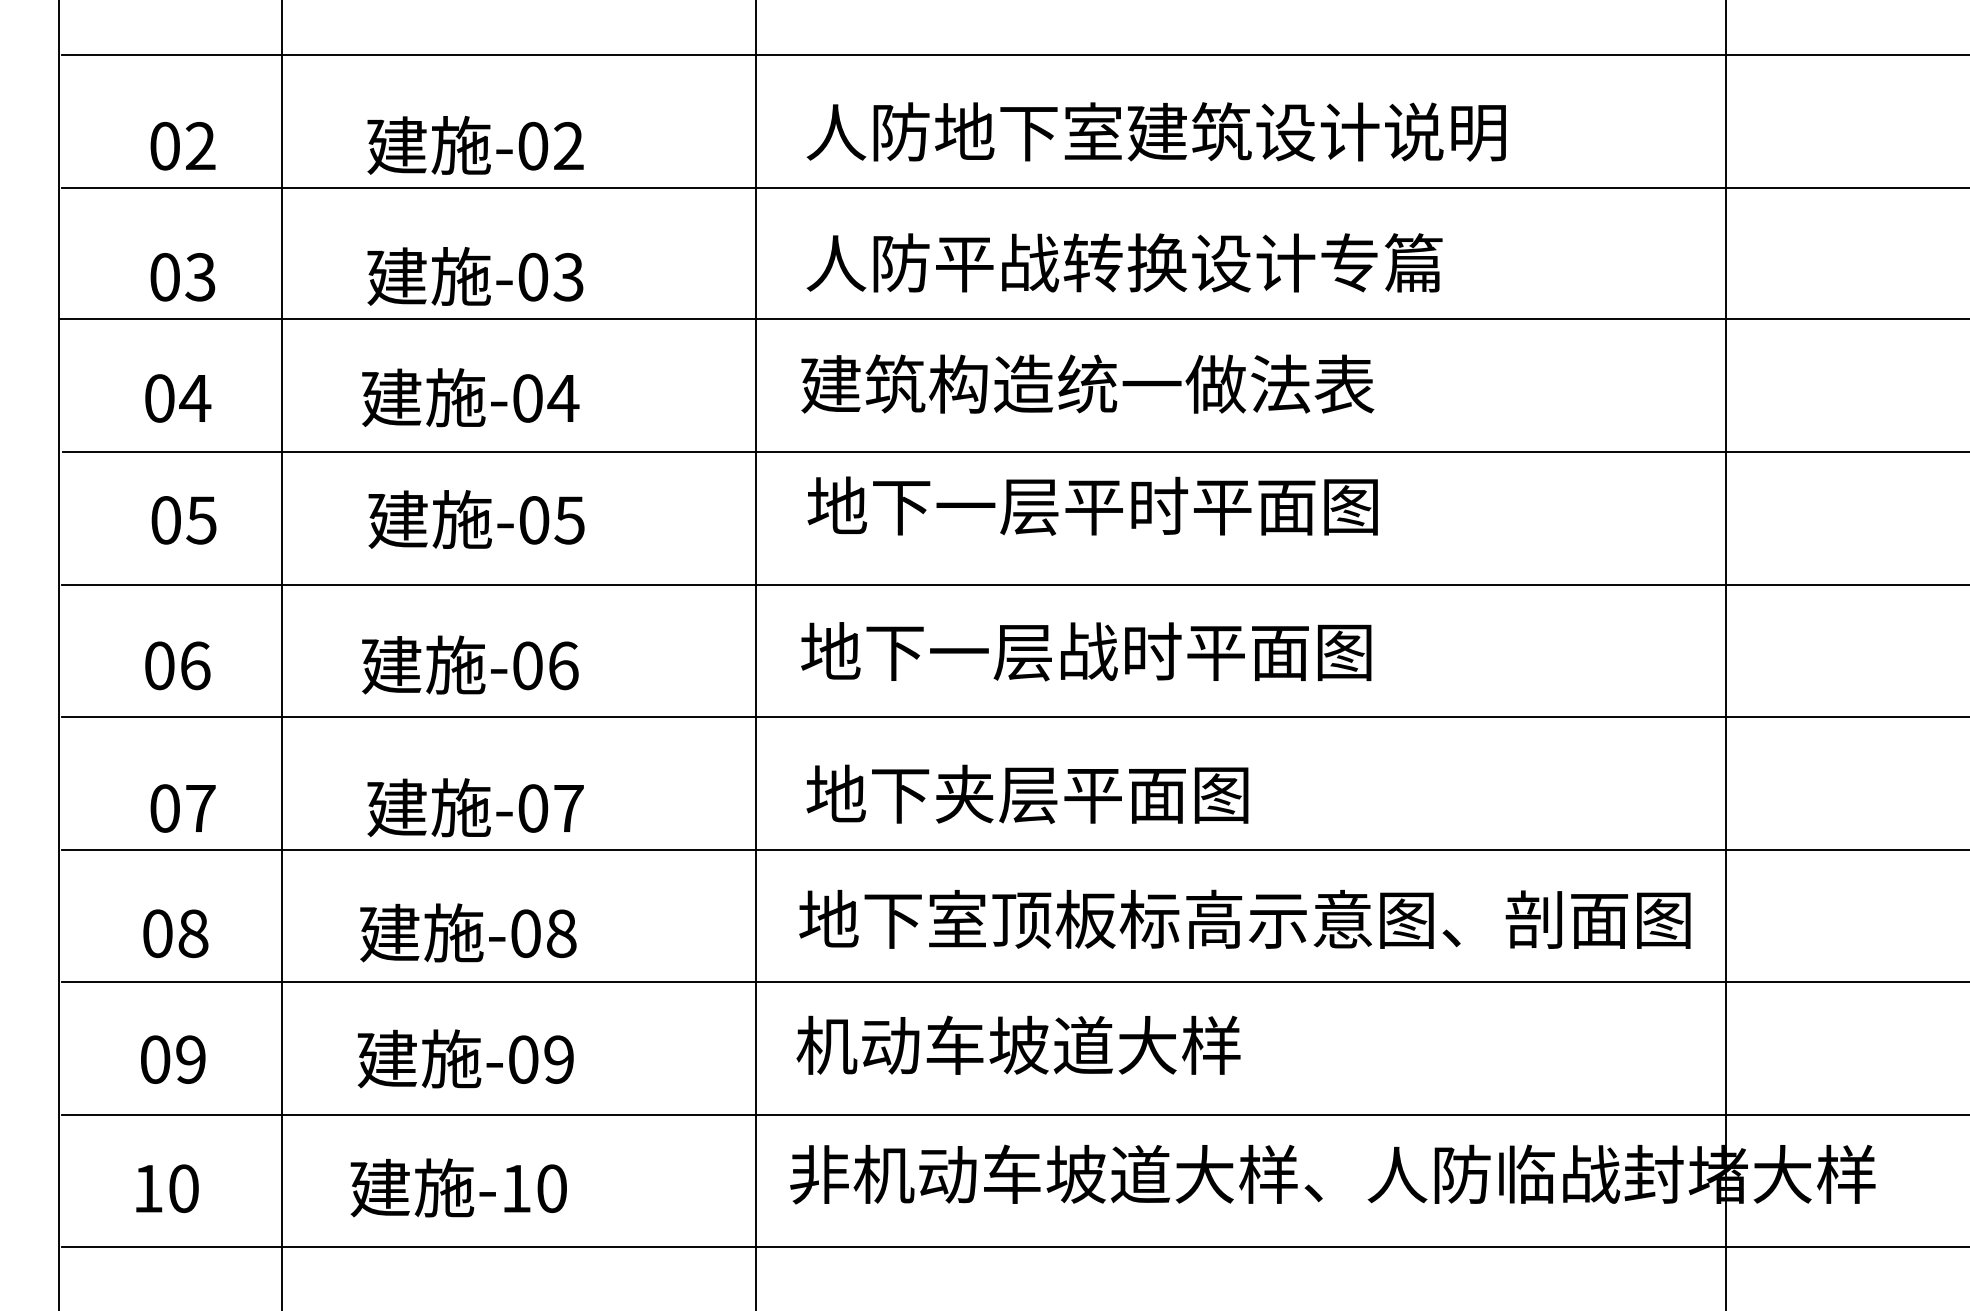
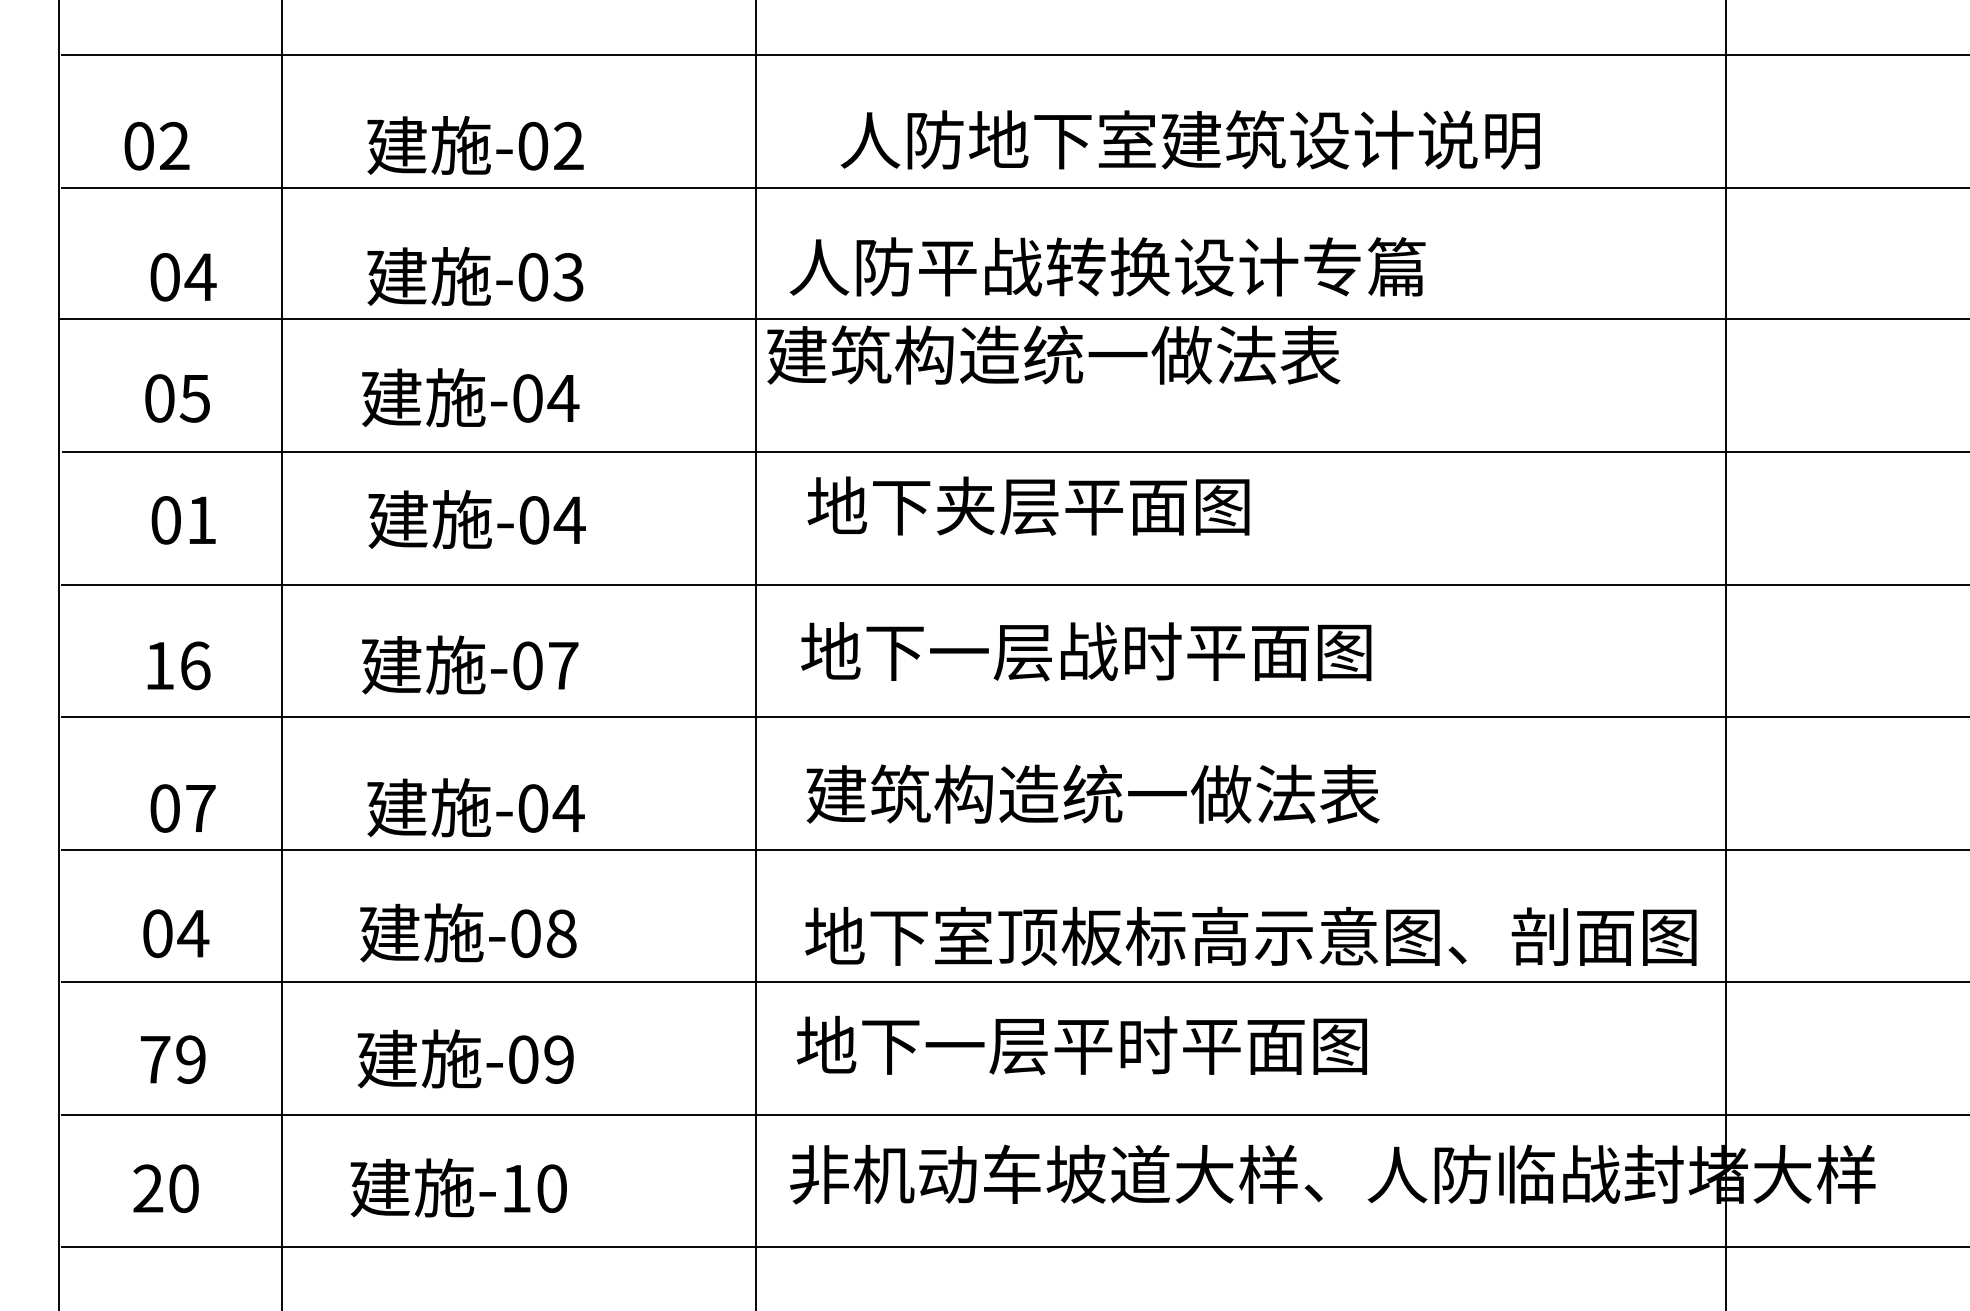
text position: (1155, 131) -> (1189, 139) (1189, 139)
text position: (182, 146) -> (156, 146) (156, 146)
text position: (1124, 262) -> (1107, 266) (1107, 266)
text: 03 -> 04 (200, 277)
text position: (1087, 383) -> (1053, 354) (1053, 354)
text: 04 -> 05 (195, 398)
text: 地下一层平时平面图 -> 地下夹层平面图 (1156, 505)
text: 05 -> 01 (201, 520)
text: -05 -> -04 (569, 520)
text: 06 -> 16 (159, 665)
text: -06 -> -07 (563, 665)
text: 地下夹层平面图 -> 建筑构造统一做法表 (1092, 794)
text: -07 -> -04 (568, 808)
text position: (1244, 918) -> (1250, 935) (1250, 935)
text: 08 -> 04 (193, 933)
text: 机动车坡道大样 -> 地下一层平时平面图 (1081, 1045)
text: 09 -> 79 (155, 1059)
text: 10 -> 20 (148, 1188)
